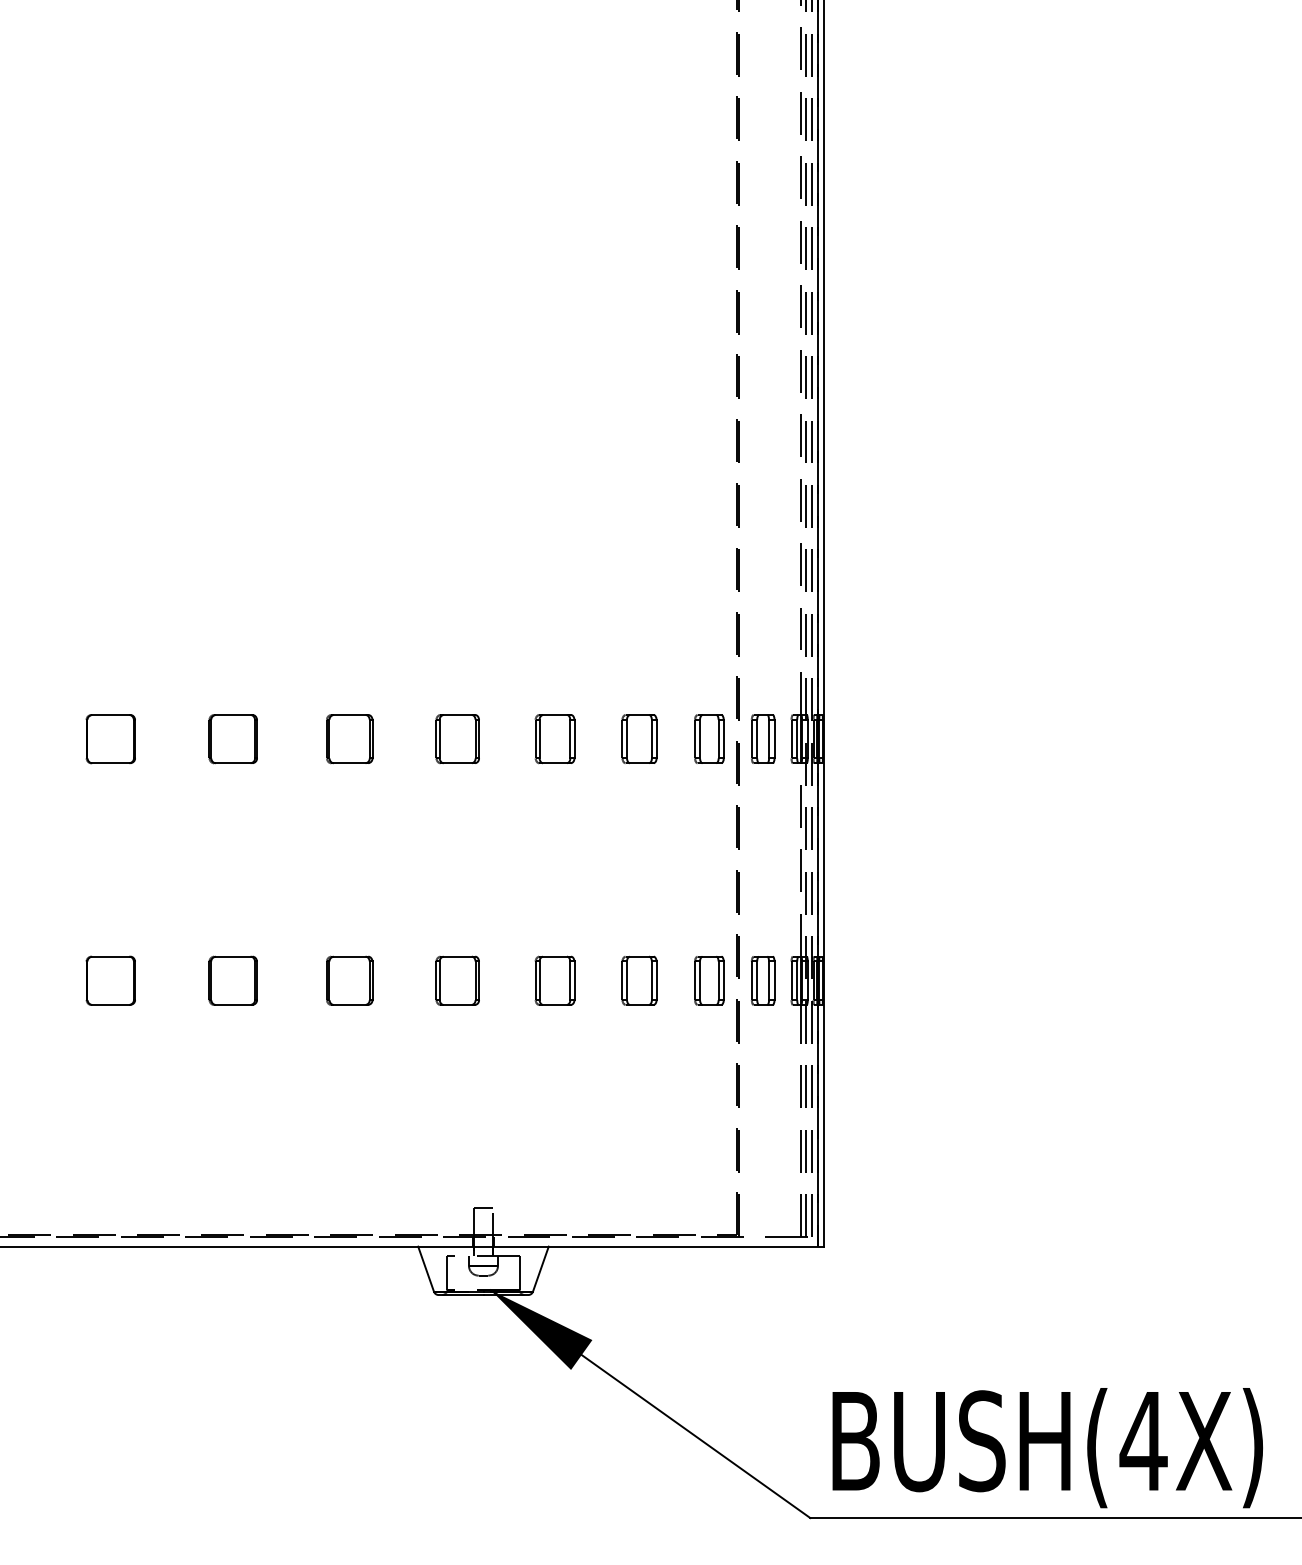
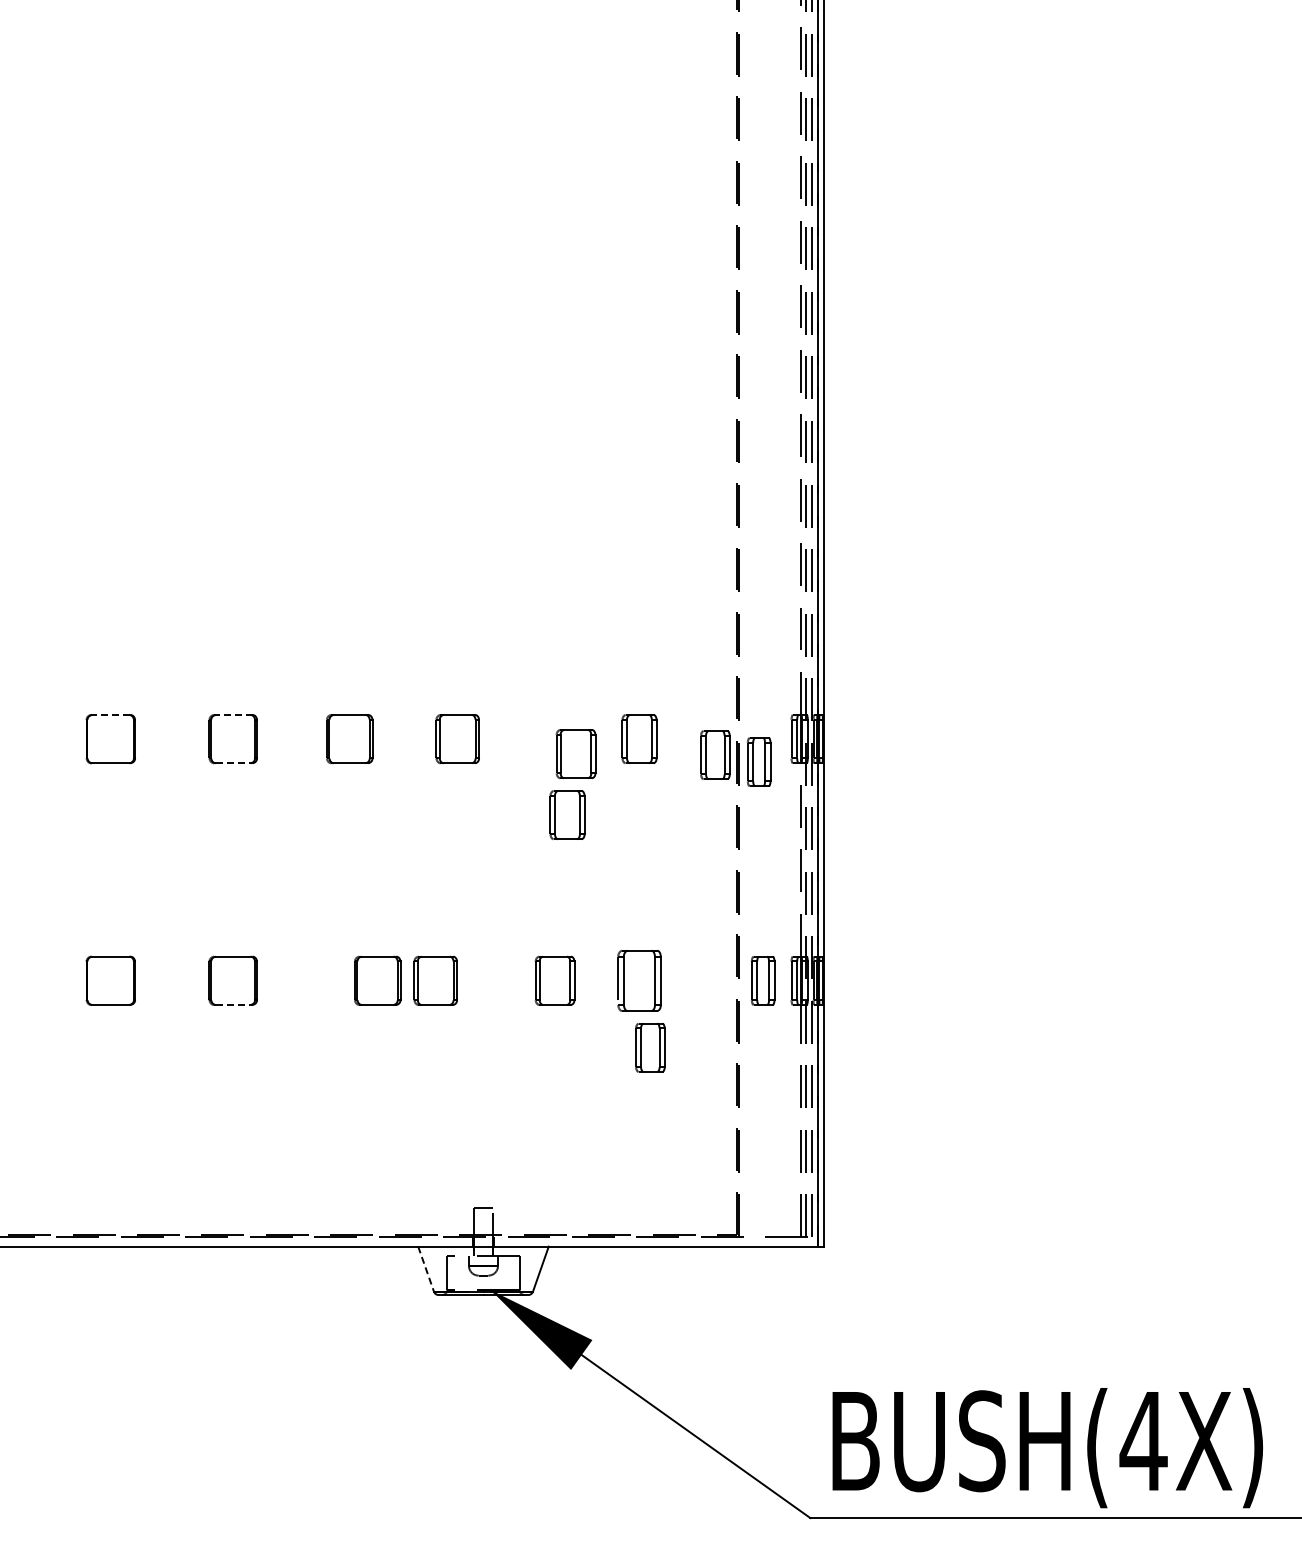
line: solid -> dashed (110, 714)
line: solid -> dashed (233, 714)
part position: (709, 738) -> (715, 754) (715, 754)
part position: (762, 738) -> (758, 761) (758, 761)
part position: (554, 739) -> (575, 754) (575, 754)
line: solid -> dashed (234, 763)
part: none -> present (567, 814)
part position: (349, 980) -> (377, 980) (377, 980)
part position: (457, 980) -> (435, 980) (435, 980)
part size: 37x51 px -> 45x63 px (639, 980)
part position: (709, 980) -> (650, 1047) (650, 1047)
line: solid -> dashed (234, 1004)
line: solid -> dashed (426, 1269)
